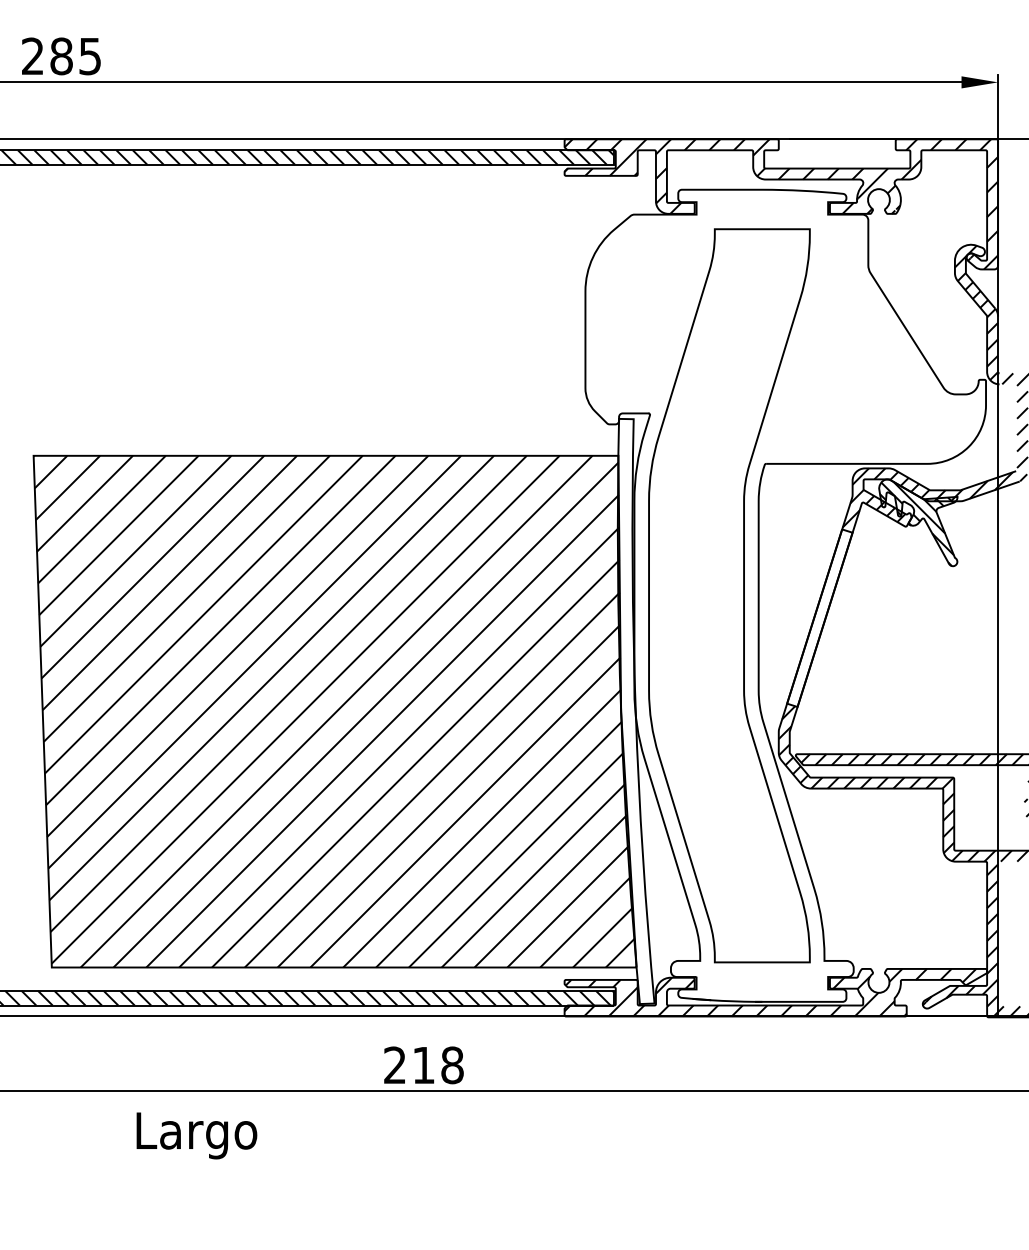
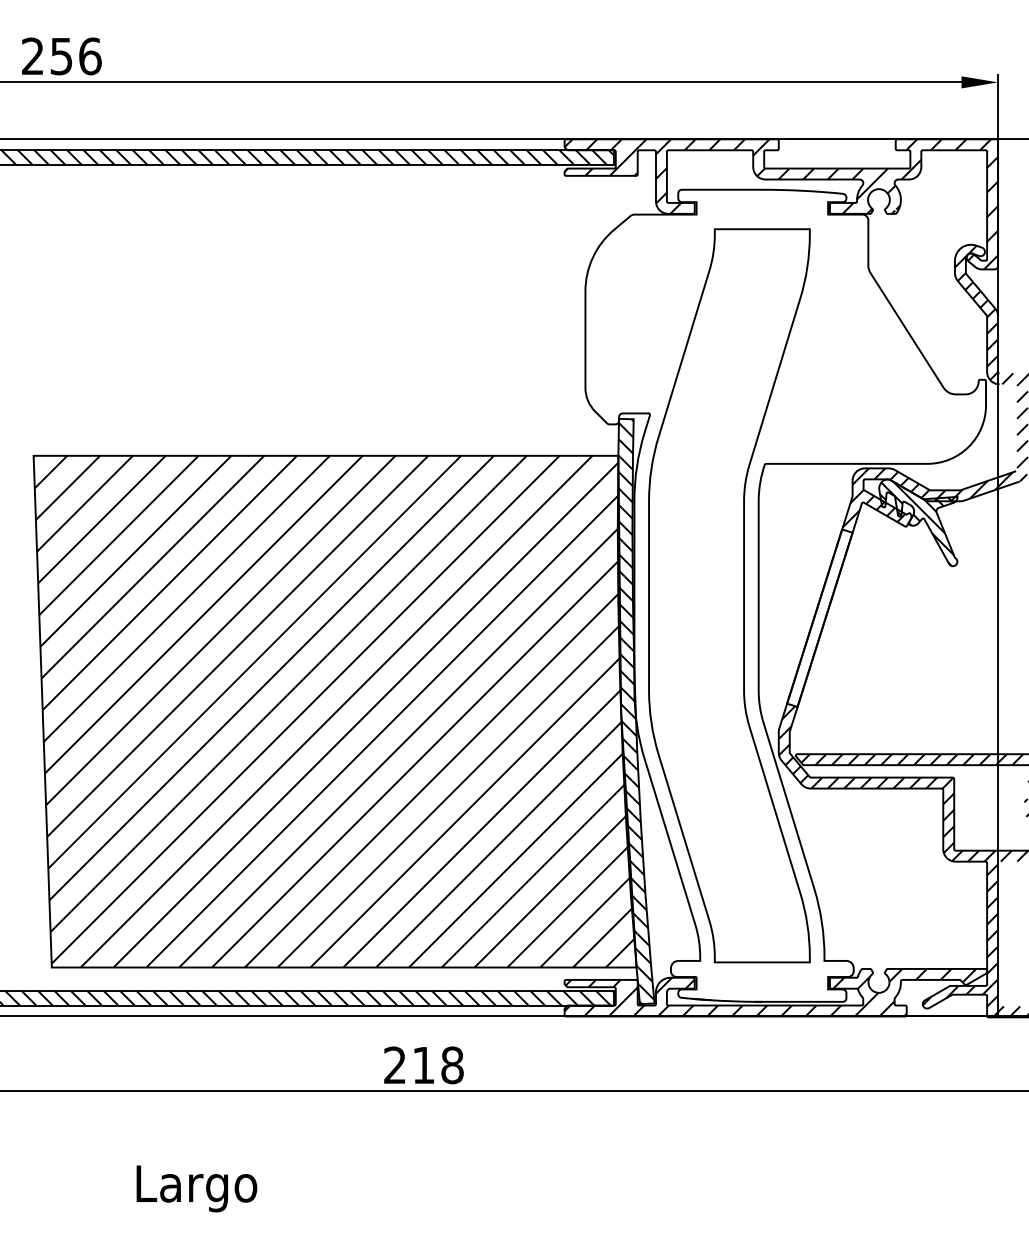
text: 285 -> 256 (75, 56)
hatch: none -> present (635, 711)
text position: (196, 1135) -> (196, 1188) (196, 1188)
